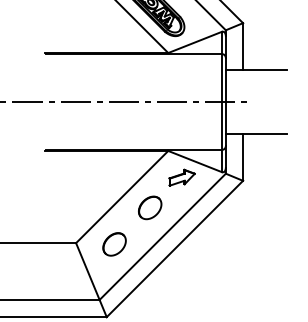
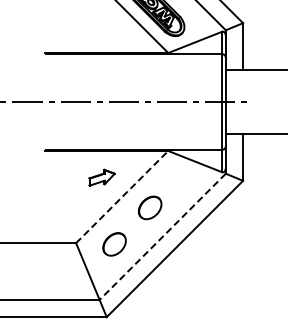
part position: (181, 177) -> (101, 177) (101, 177)
line: solid -> dashed (122, 196)
line: solid -> dashed (162, 237)
